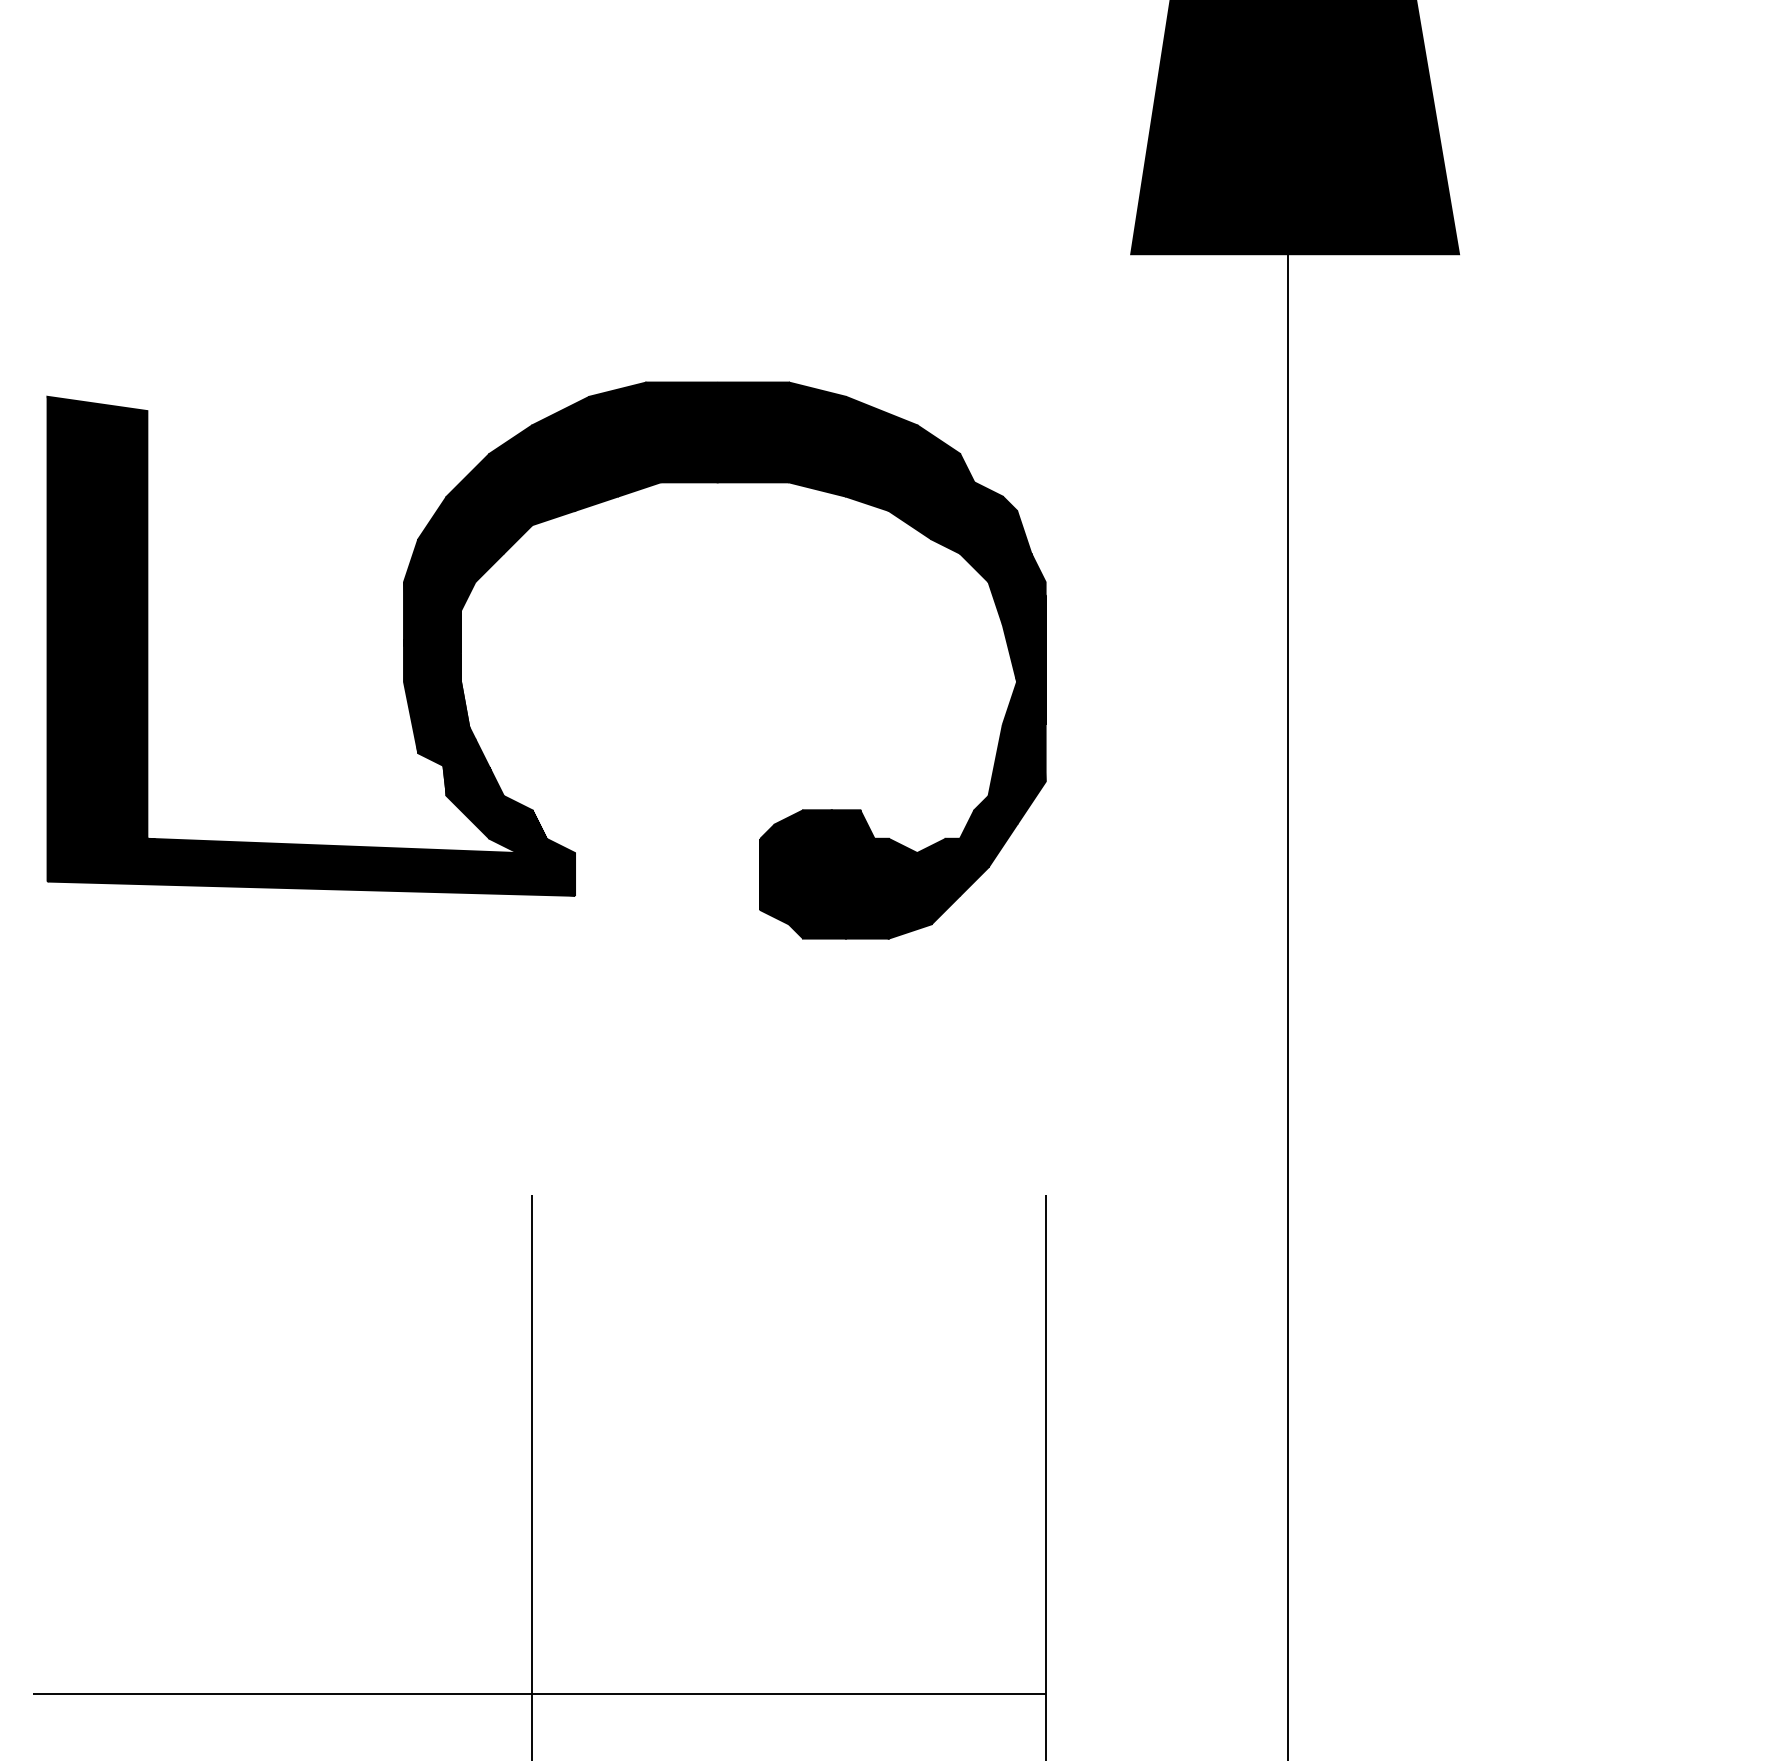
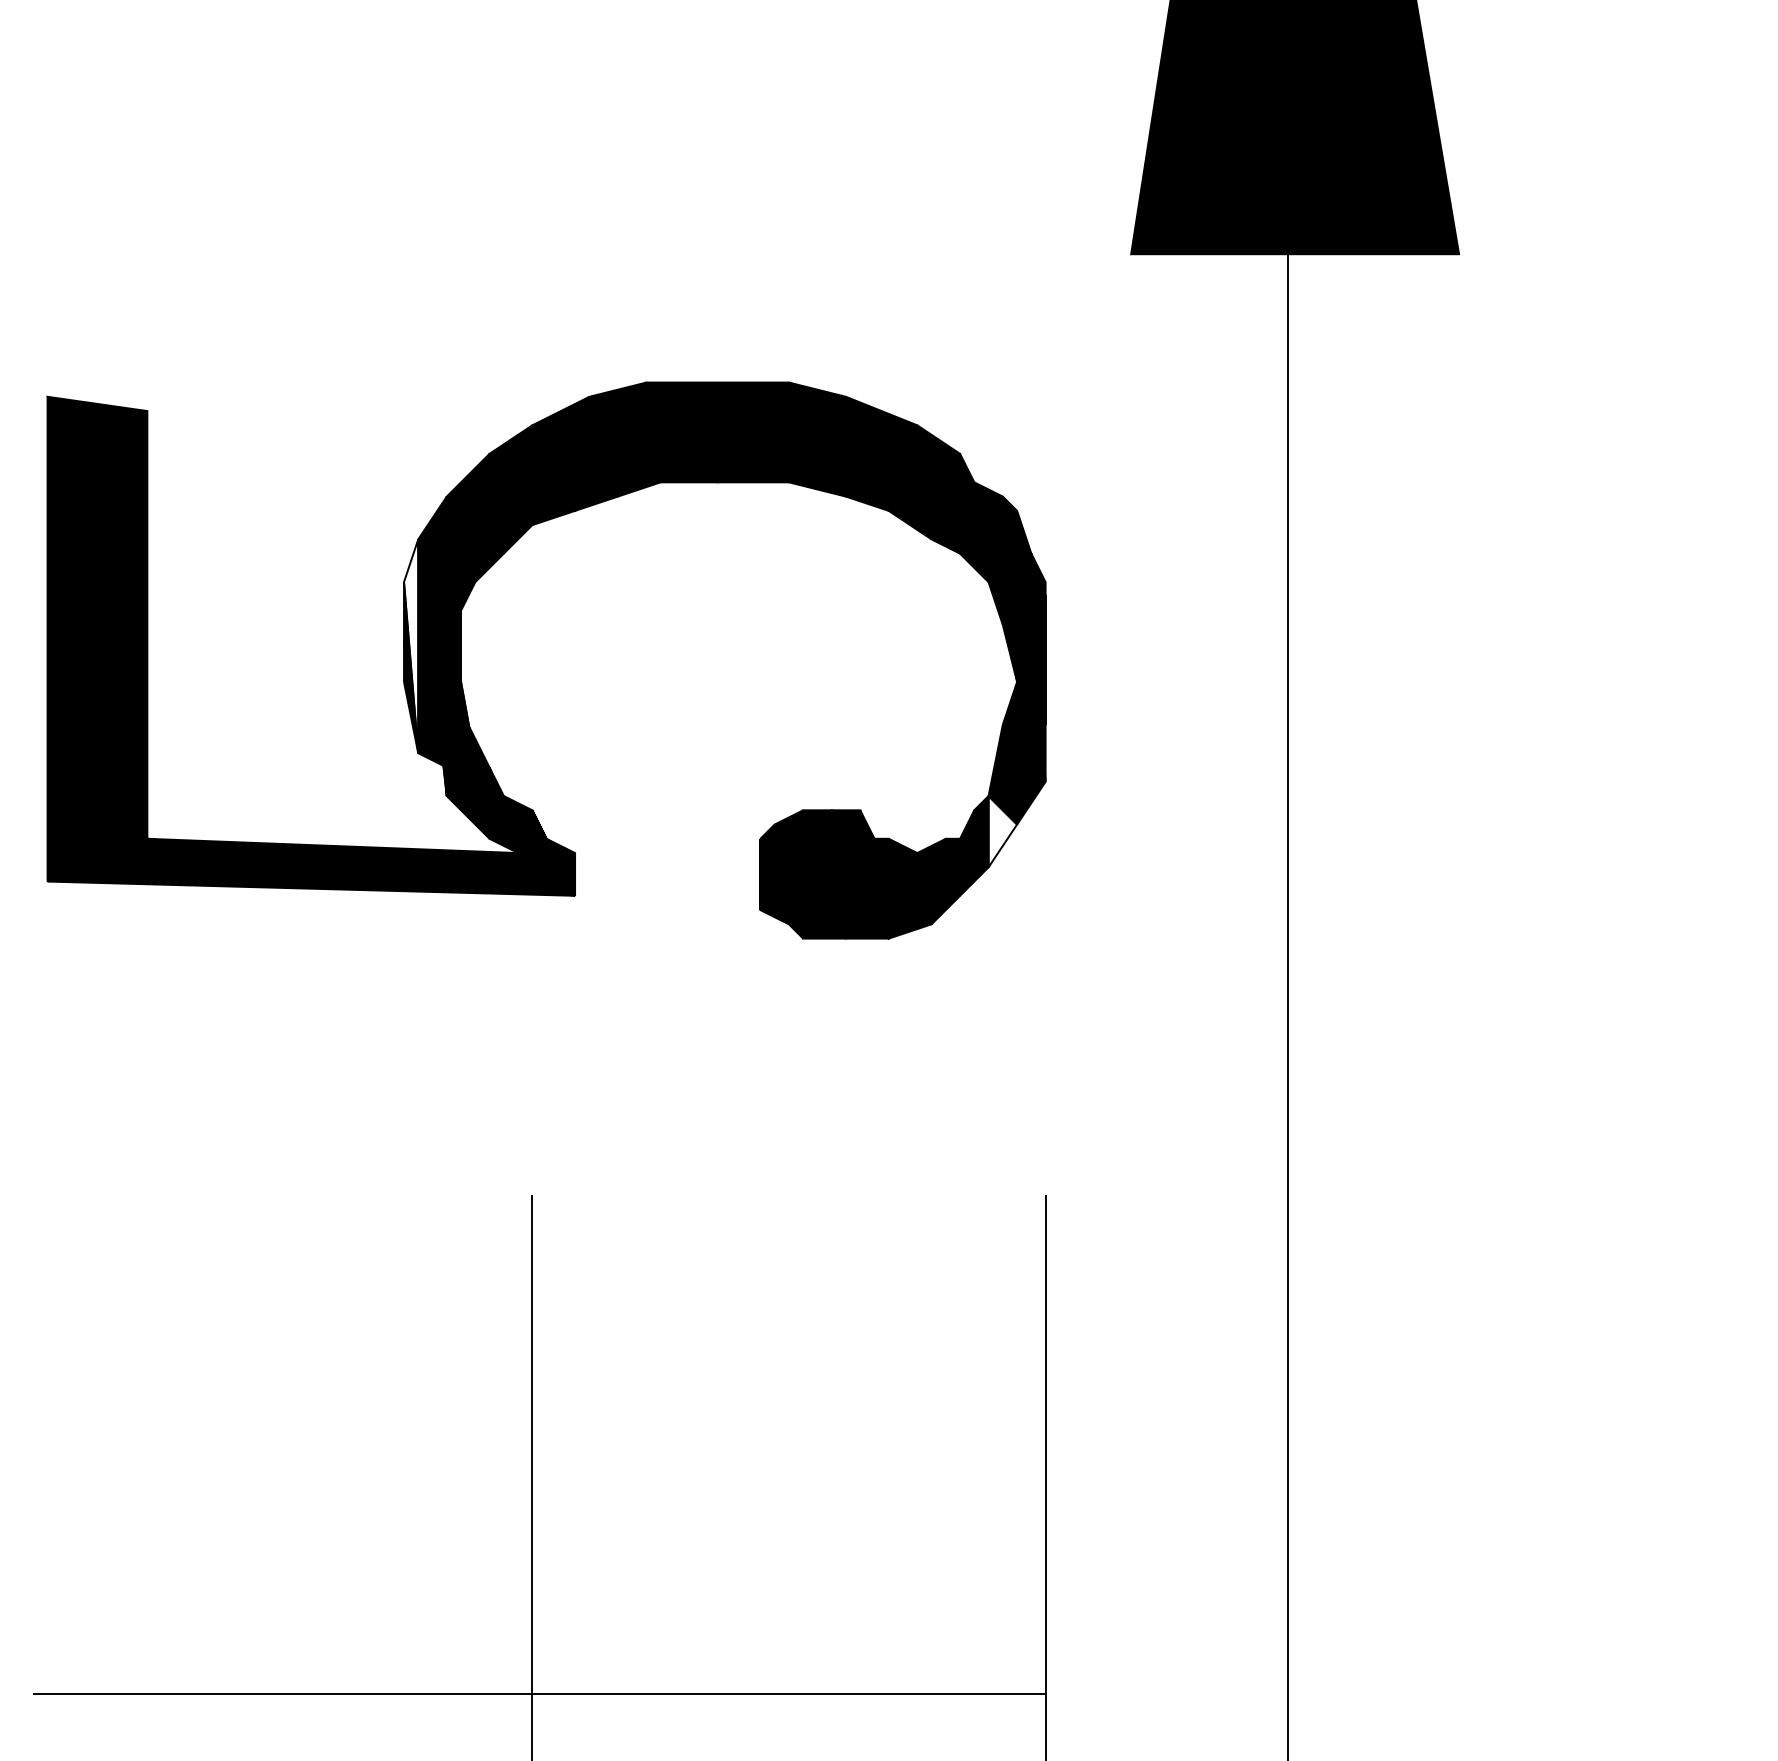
fill: present -> none (411, 646)
fill: present -> none (1002, 831)
